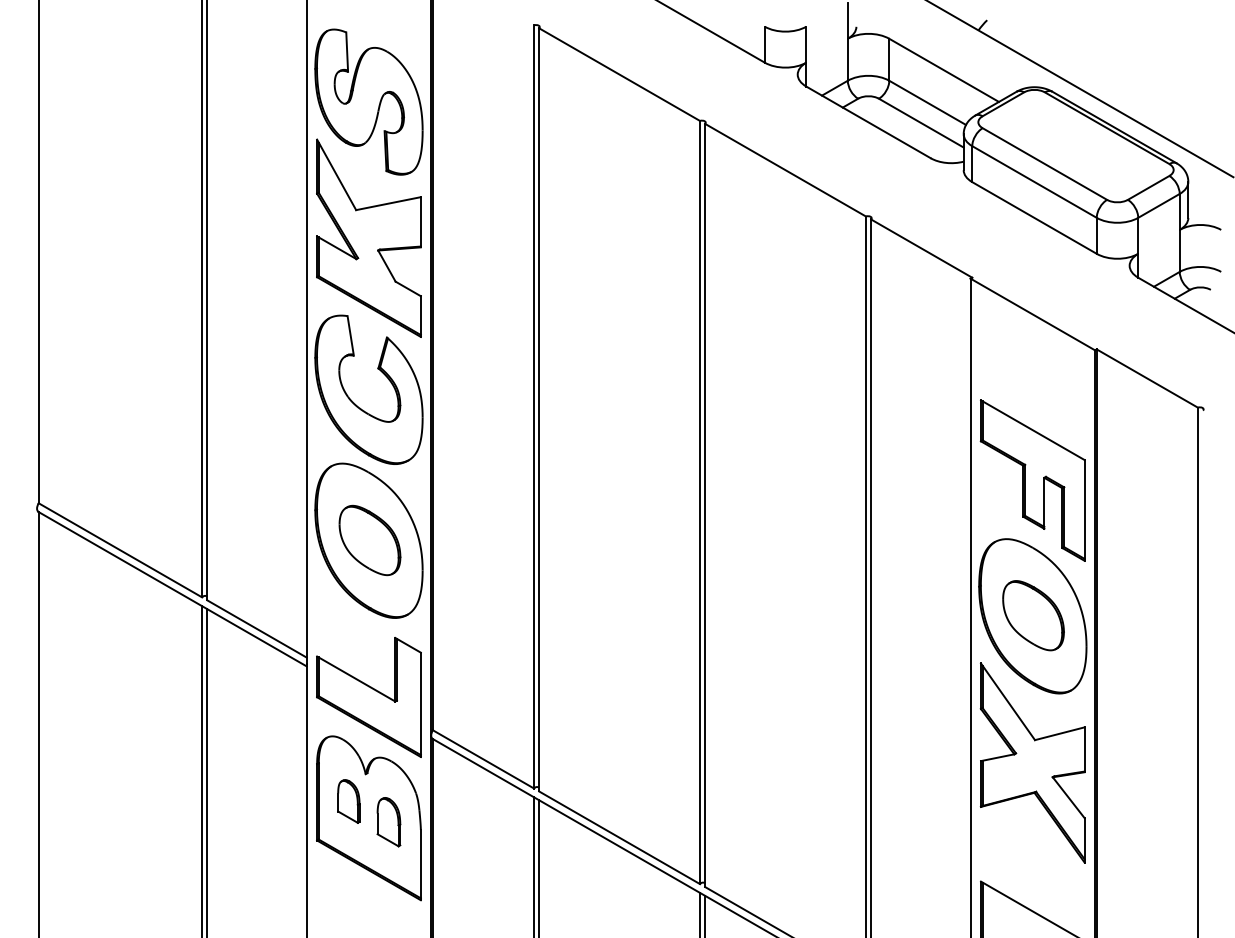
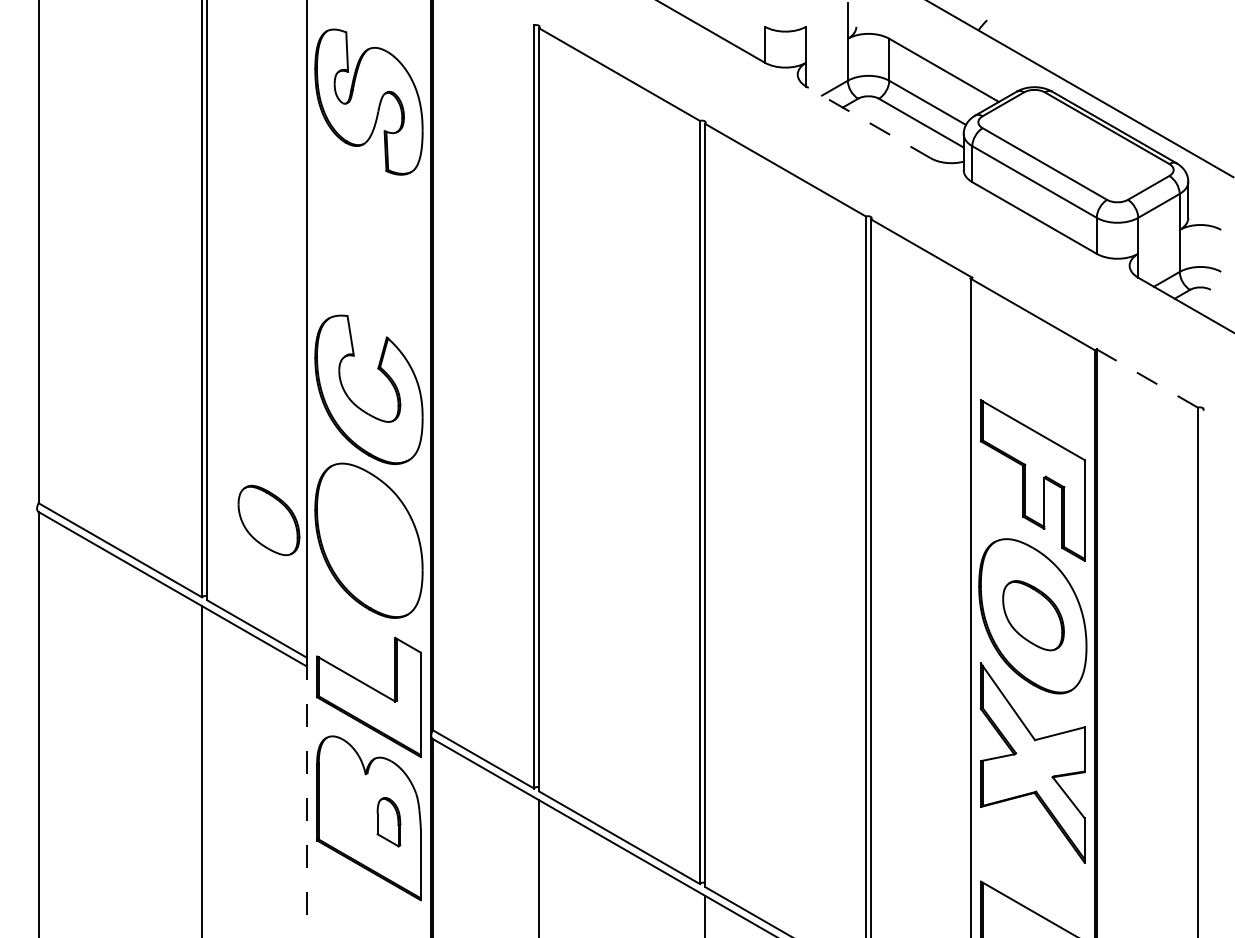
line: solid -> dashed (868, 122)
part: present -> none (368, 237)
line: solid -> dashed (1146, 378)
part position: (369, 540) -> (268, 520) (268, 520)
line: present -> none (207, 771)
line: solid -> dashed (306, 800)
part: present -> none (348, 801)
line: present -> none (534, 865)
line: present -> none (700, 913)
